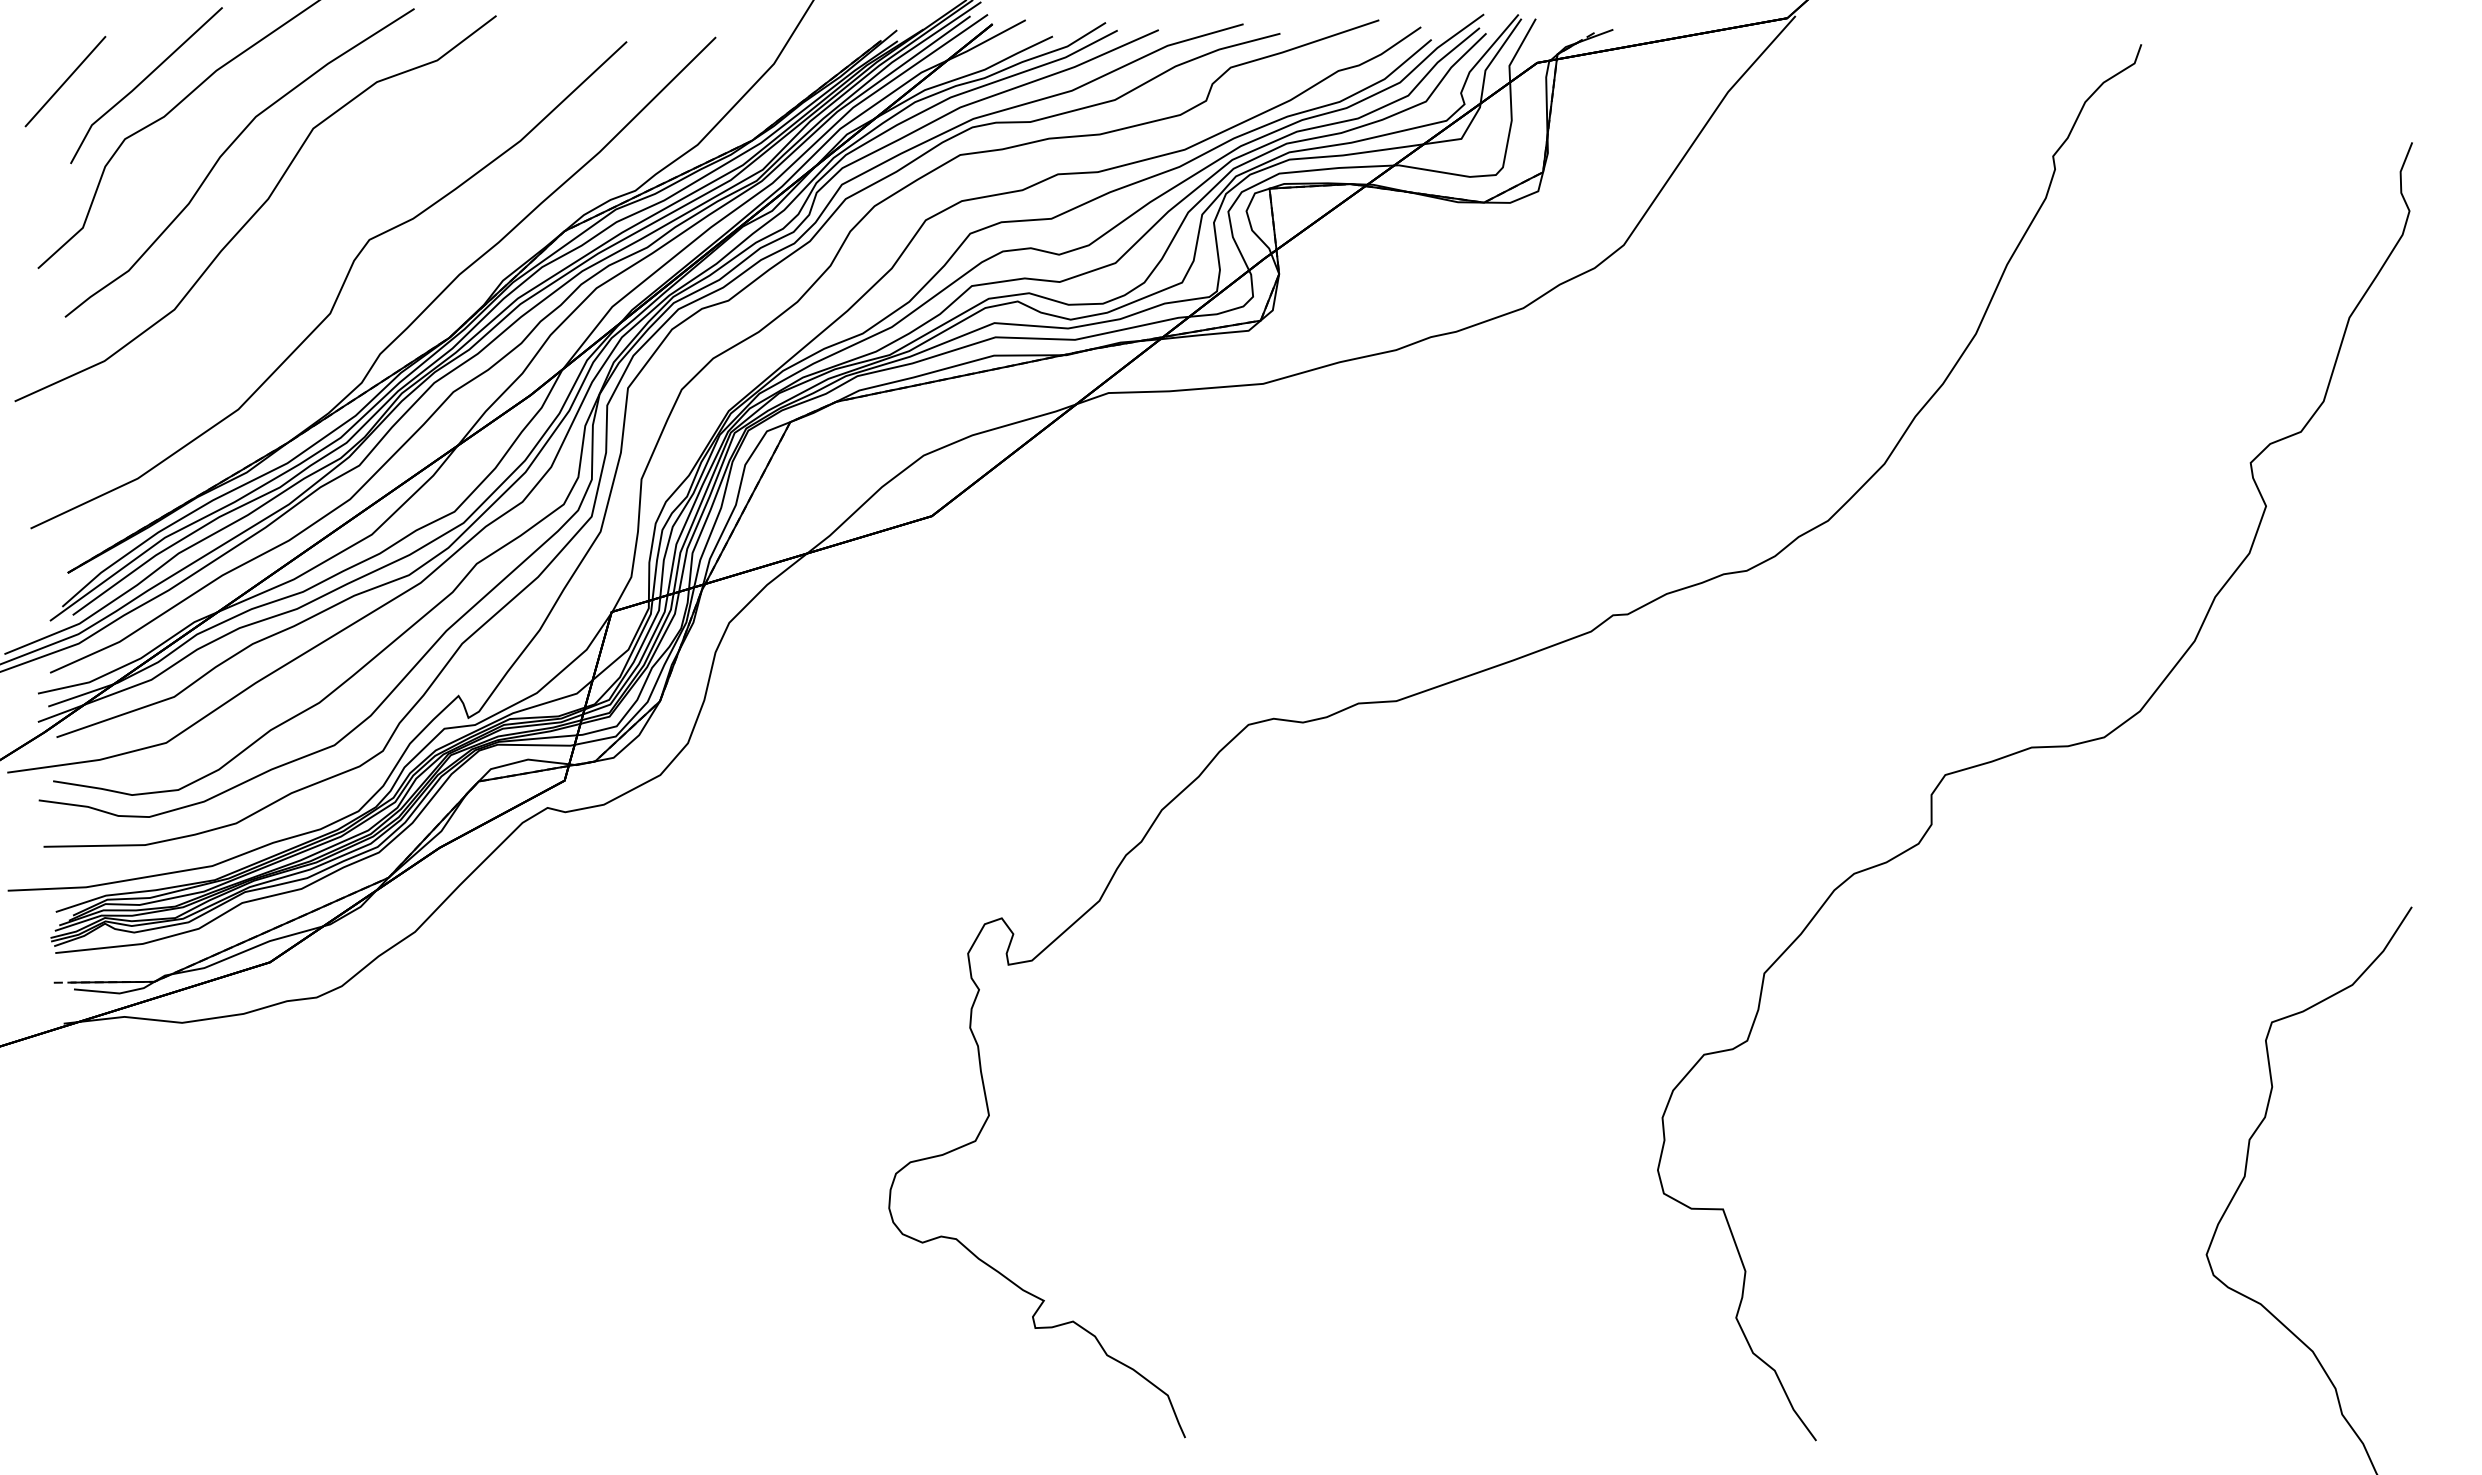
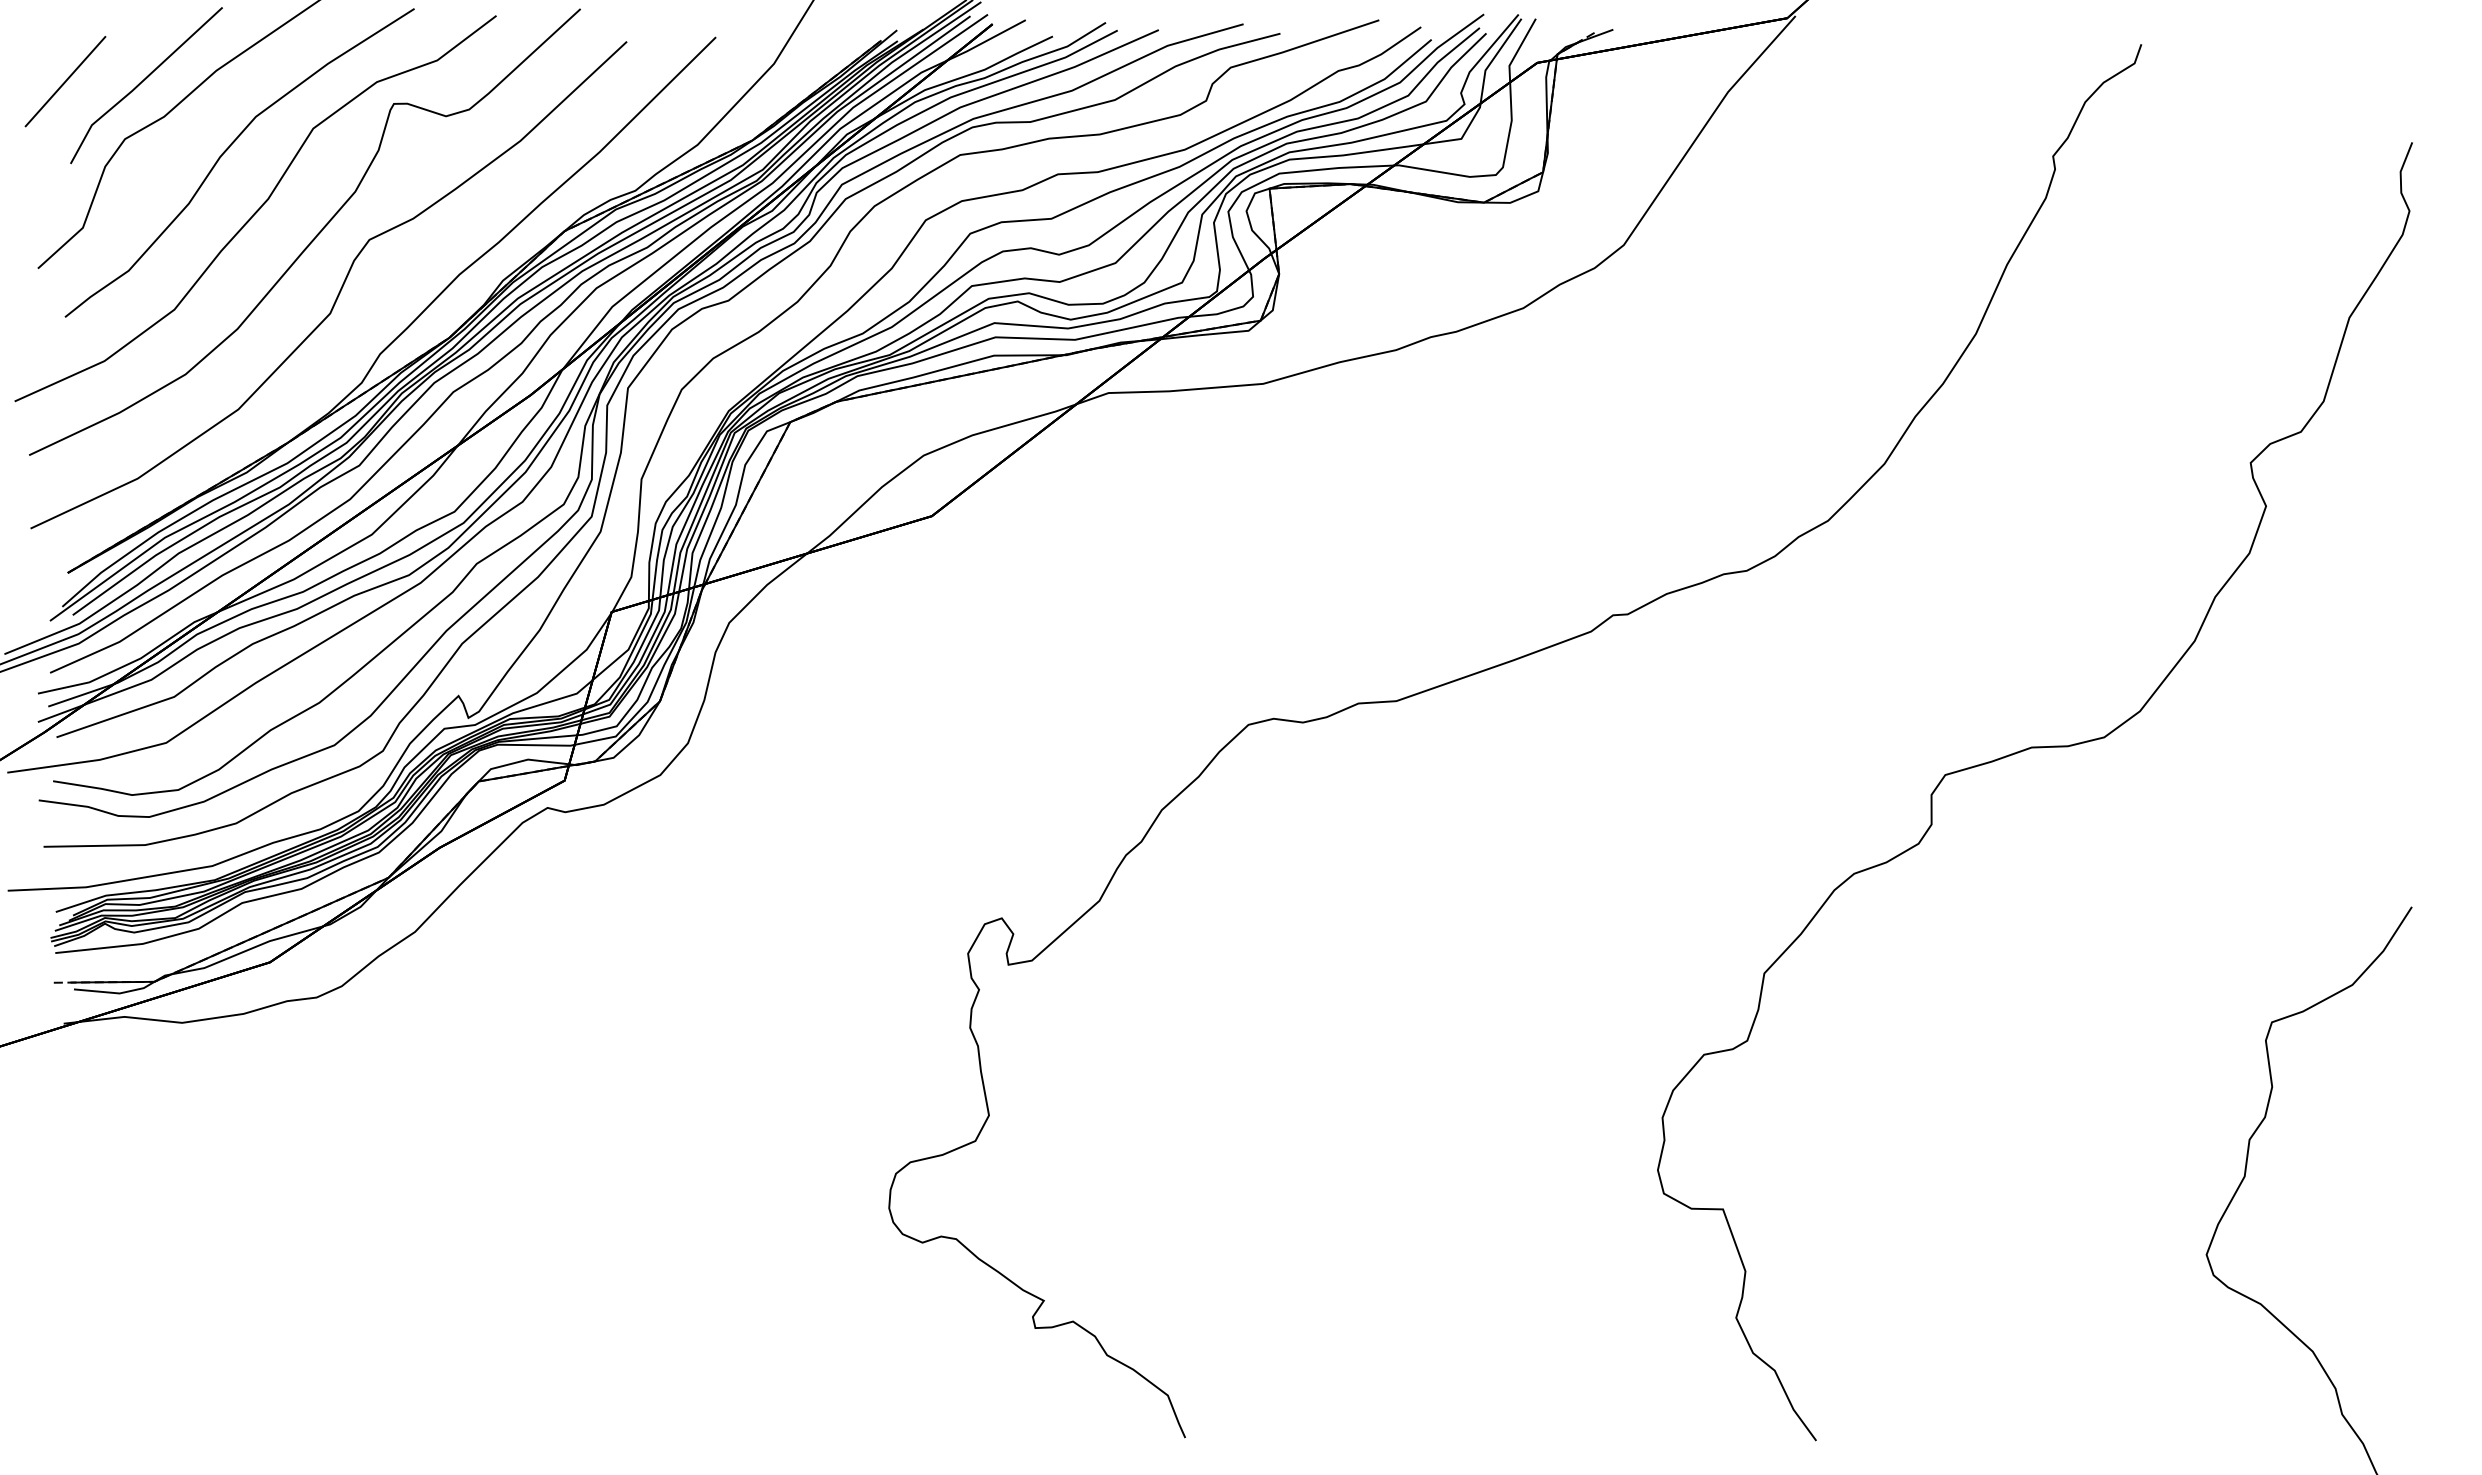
part: none -> present (312, 239)
